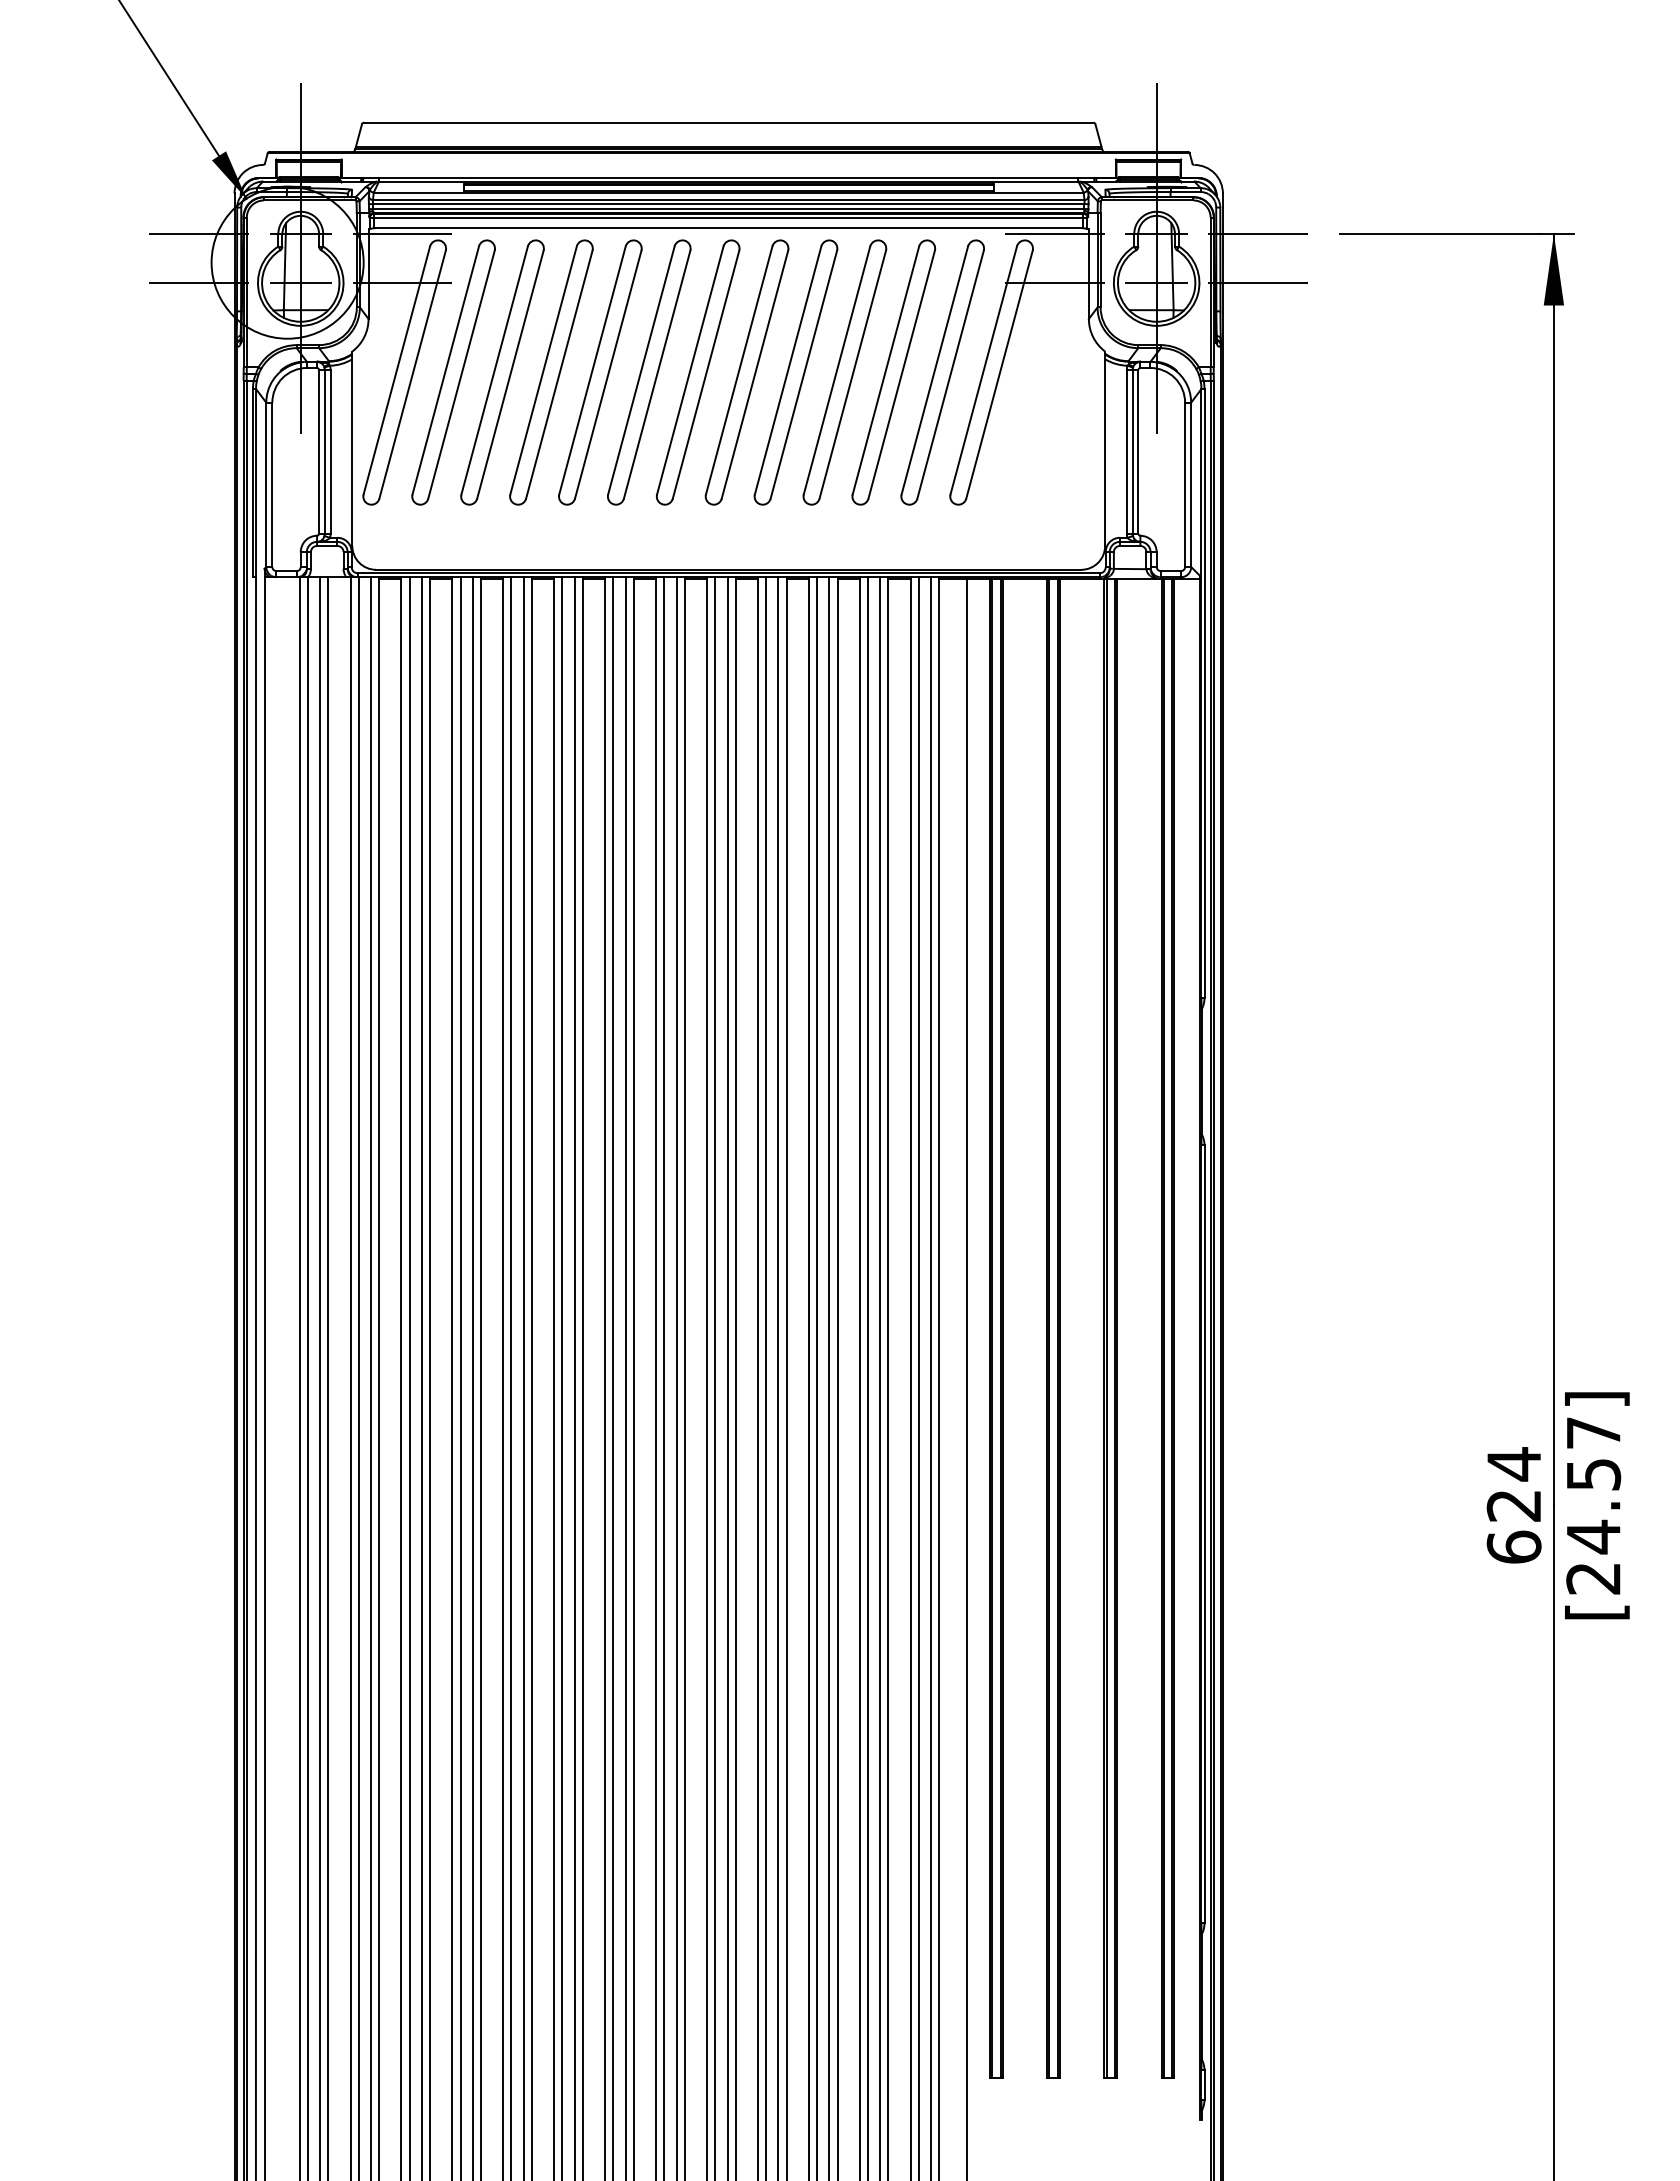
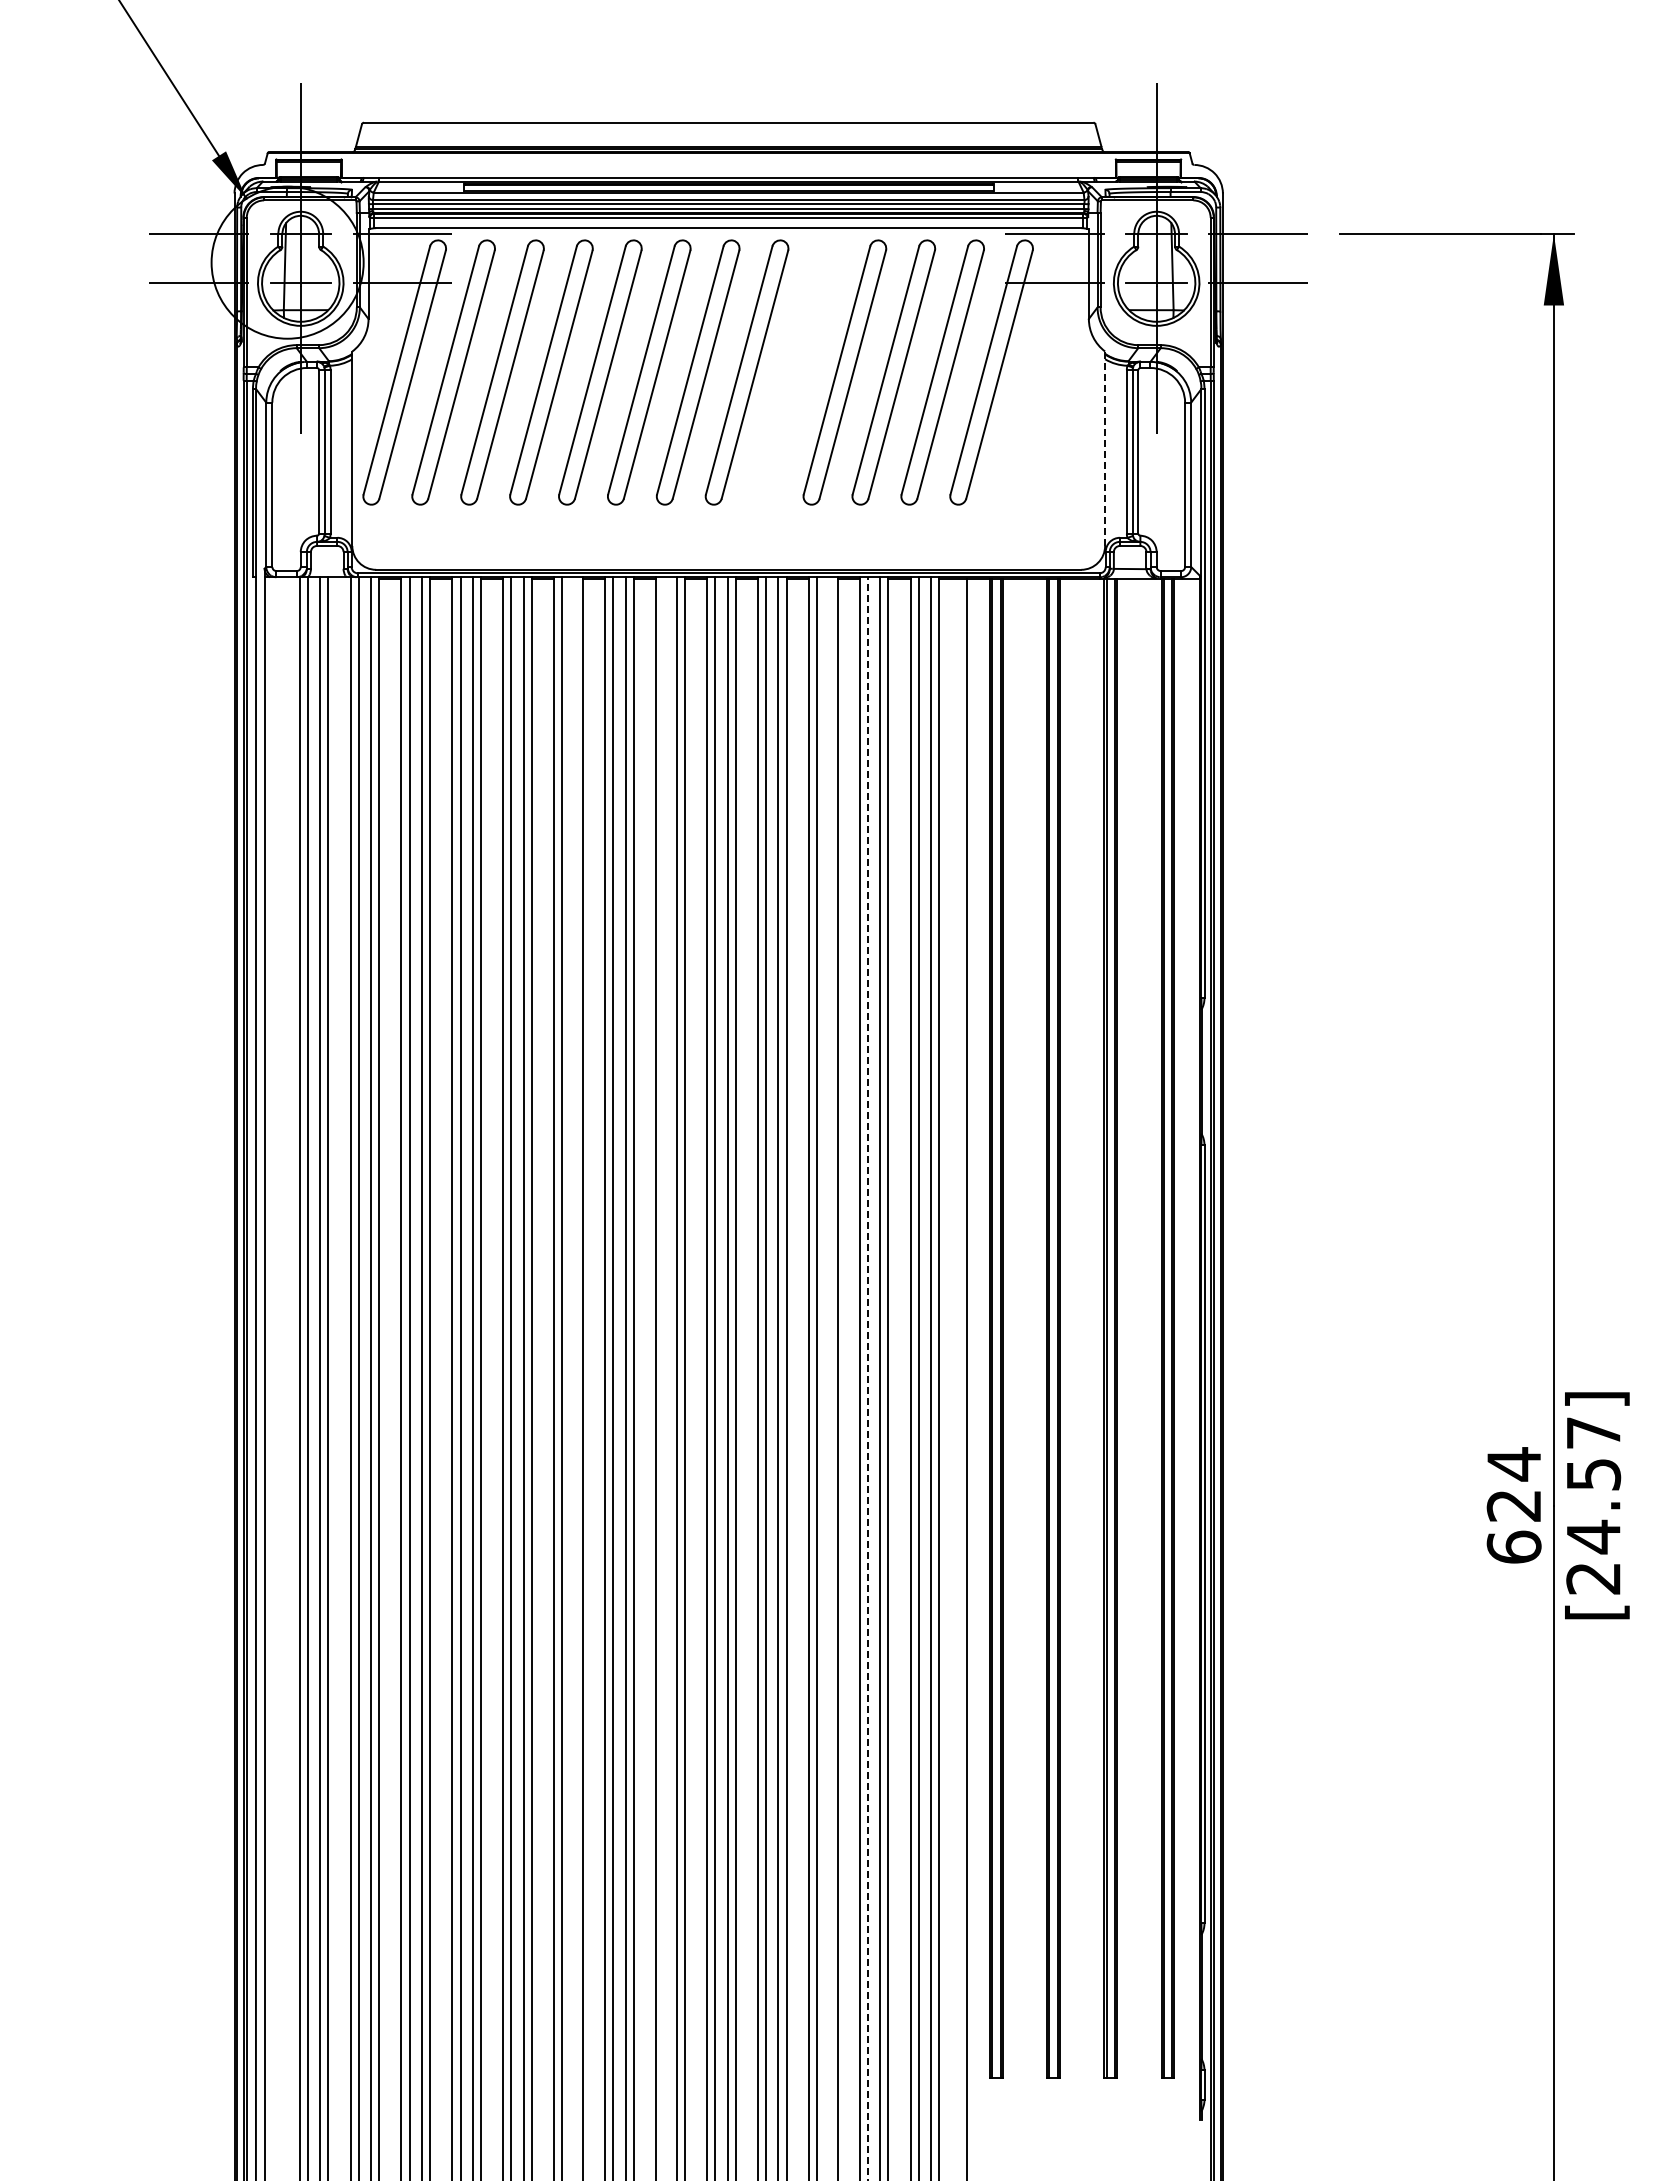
part: present -> none (795, 372)
line: solid -> dashed (1105, 449)
line: present -> none (574, 1377)
line: present -> none (664, 1377)
line: present -> none (829, 1377)
line: solid -> dashed (868, 1378)
